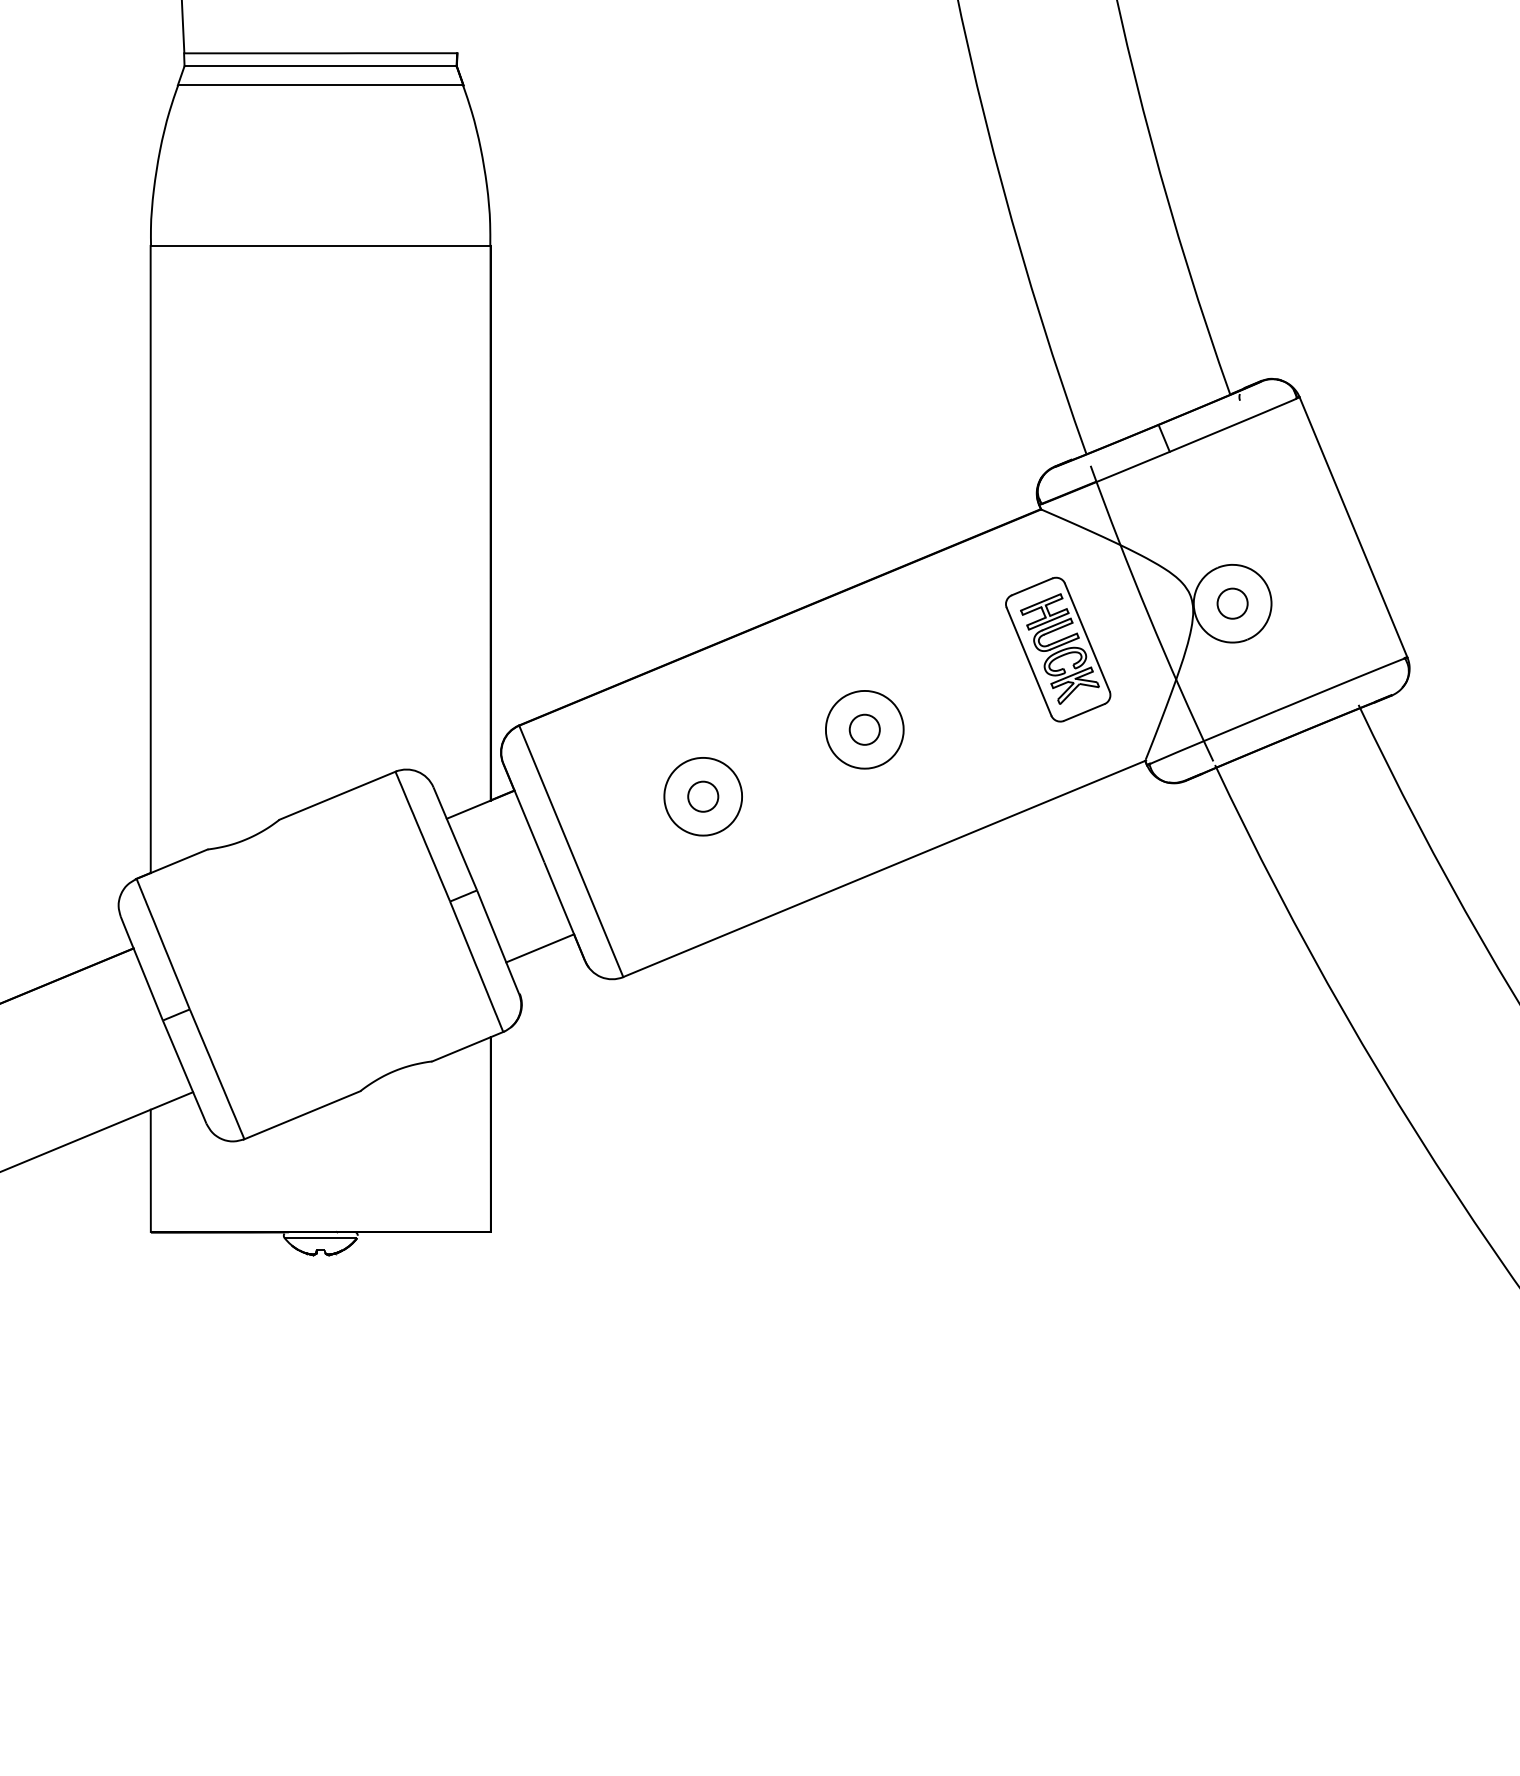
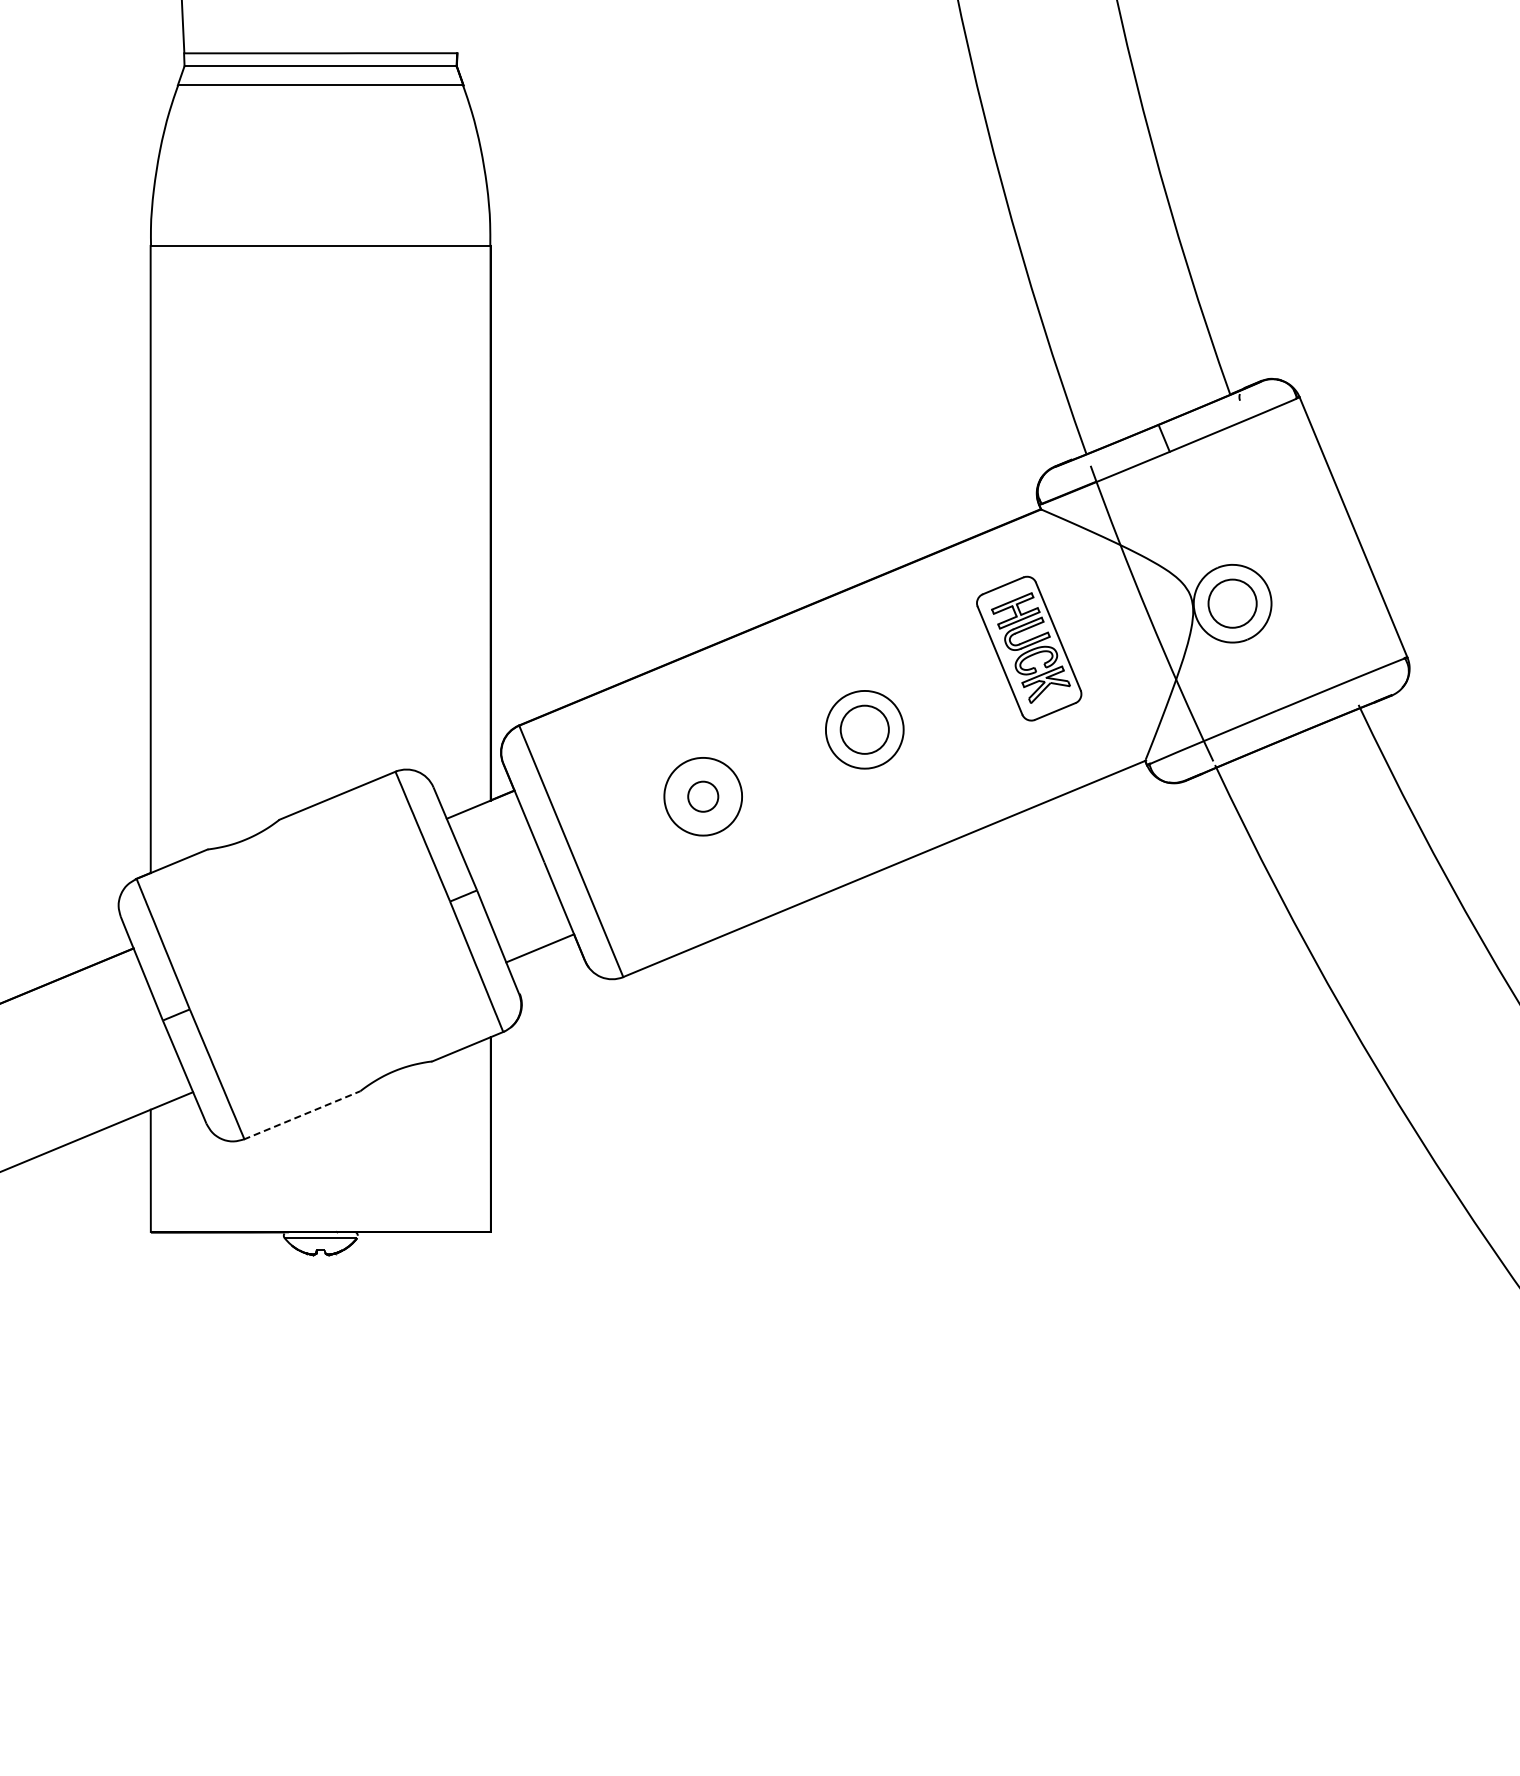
circle diameter: 30 px -> 48 px (1232, 603)
part position: (1058, 649) -> (1029, 648) (1029, 648)
circle diameter: 30 px -> 48 px (864, 729)
line: solid -> dashed (302, 1115)
